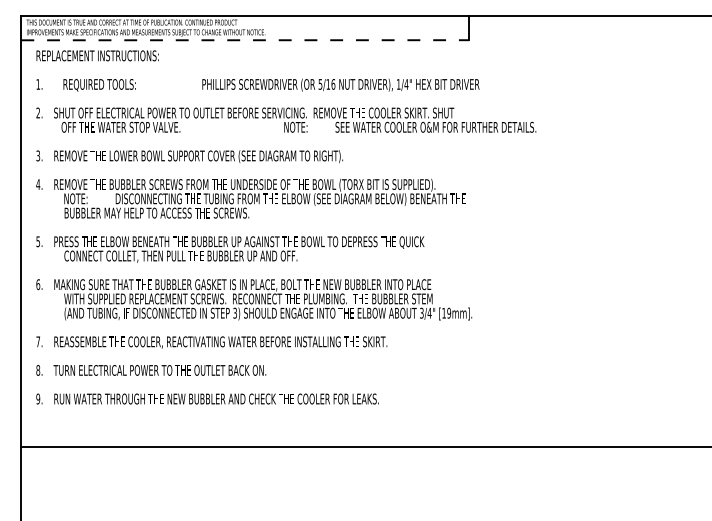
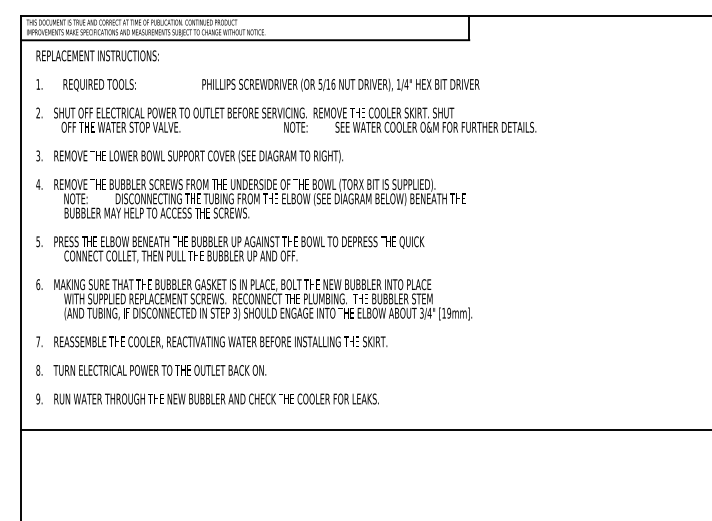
line: dashed -> solid (245, 40)
line position: (364, 447) -> (364, 430) (364, 430)
